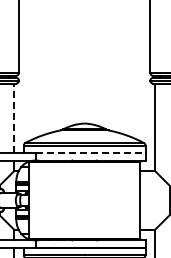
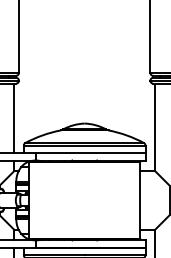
line: dashed -> solid (14, 118)
line: dashed -> solid (90, 152)
